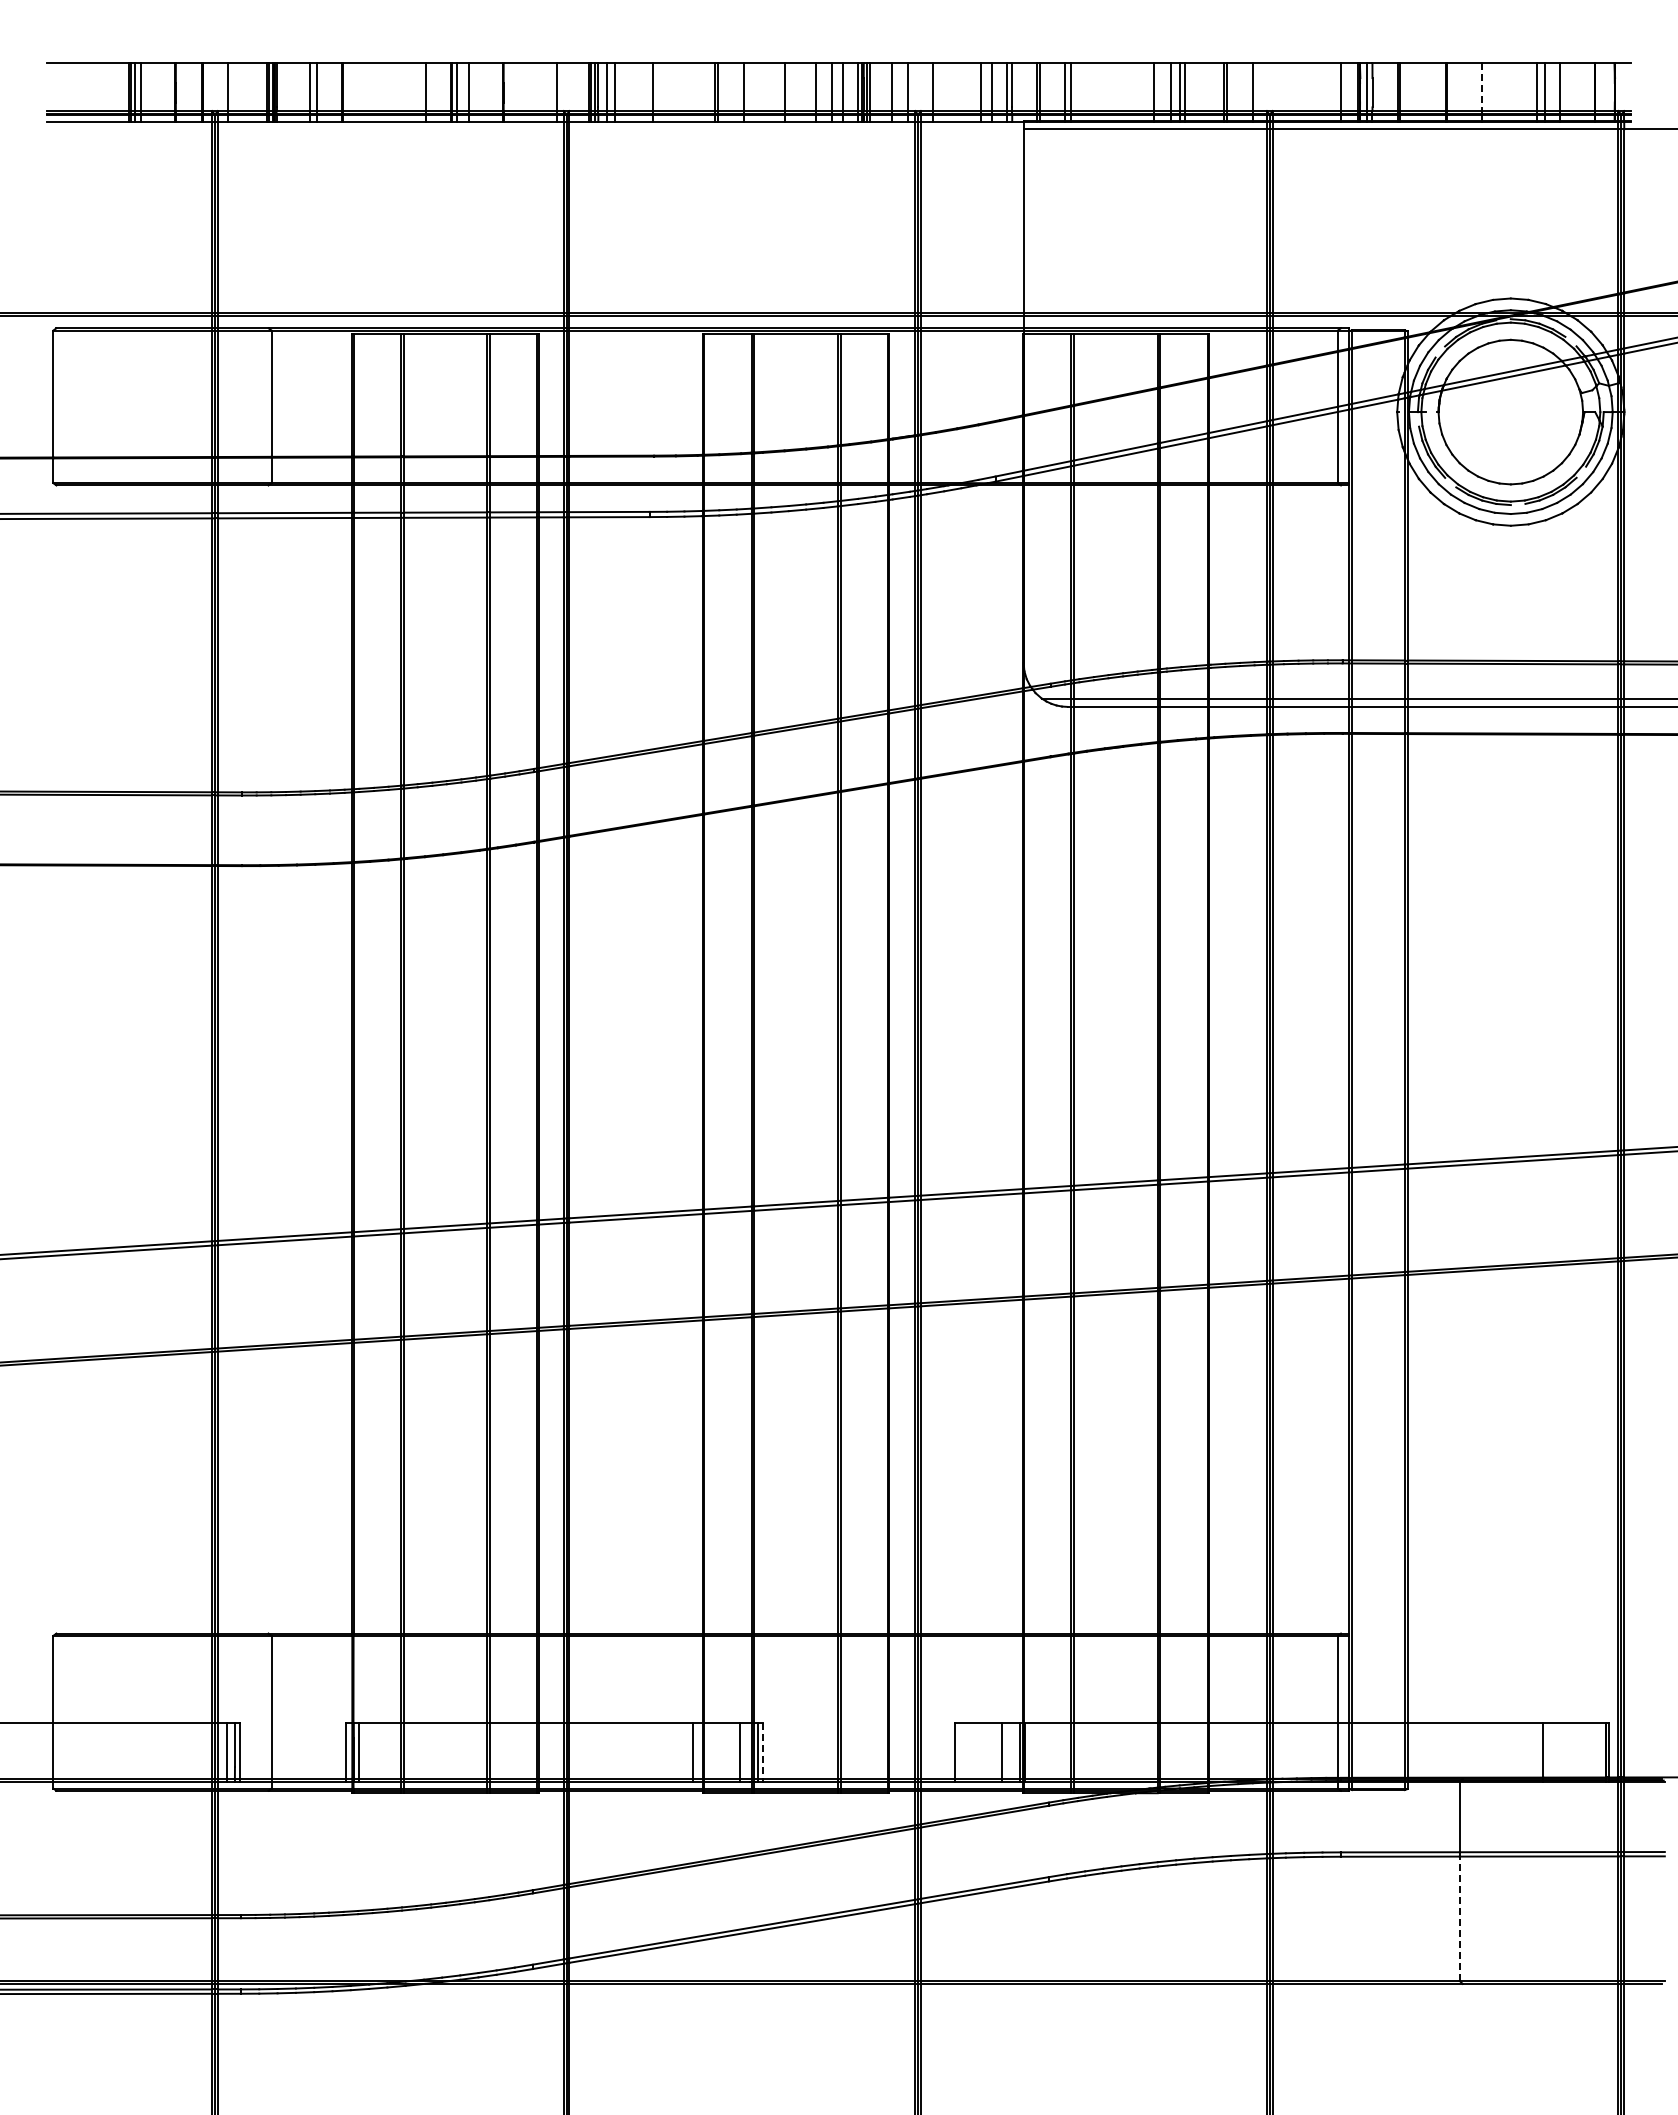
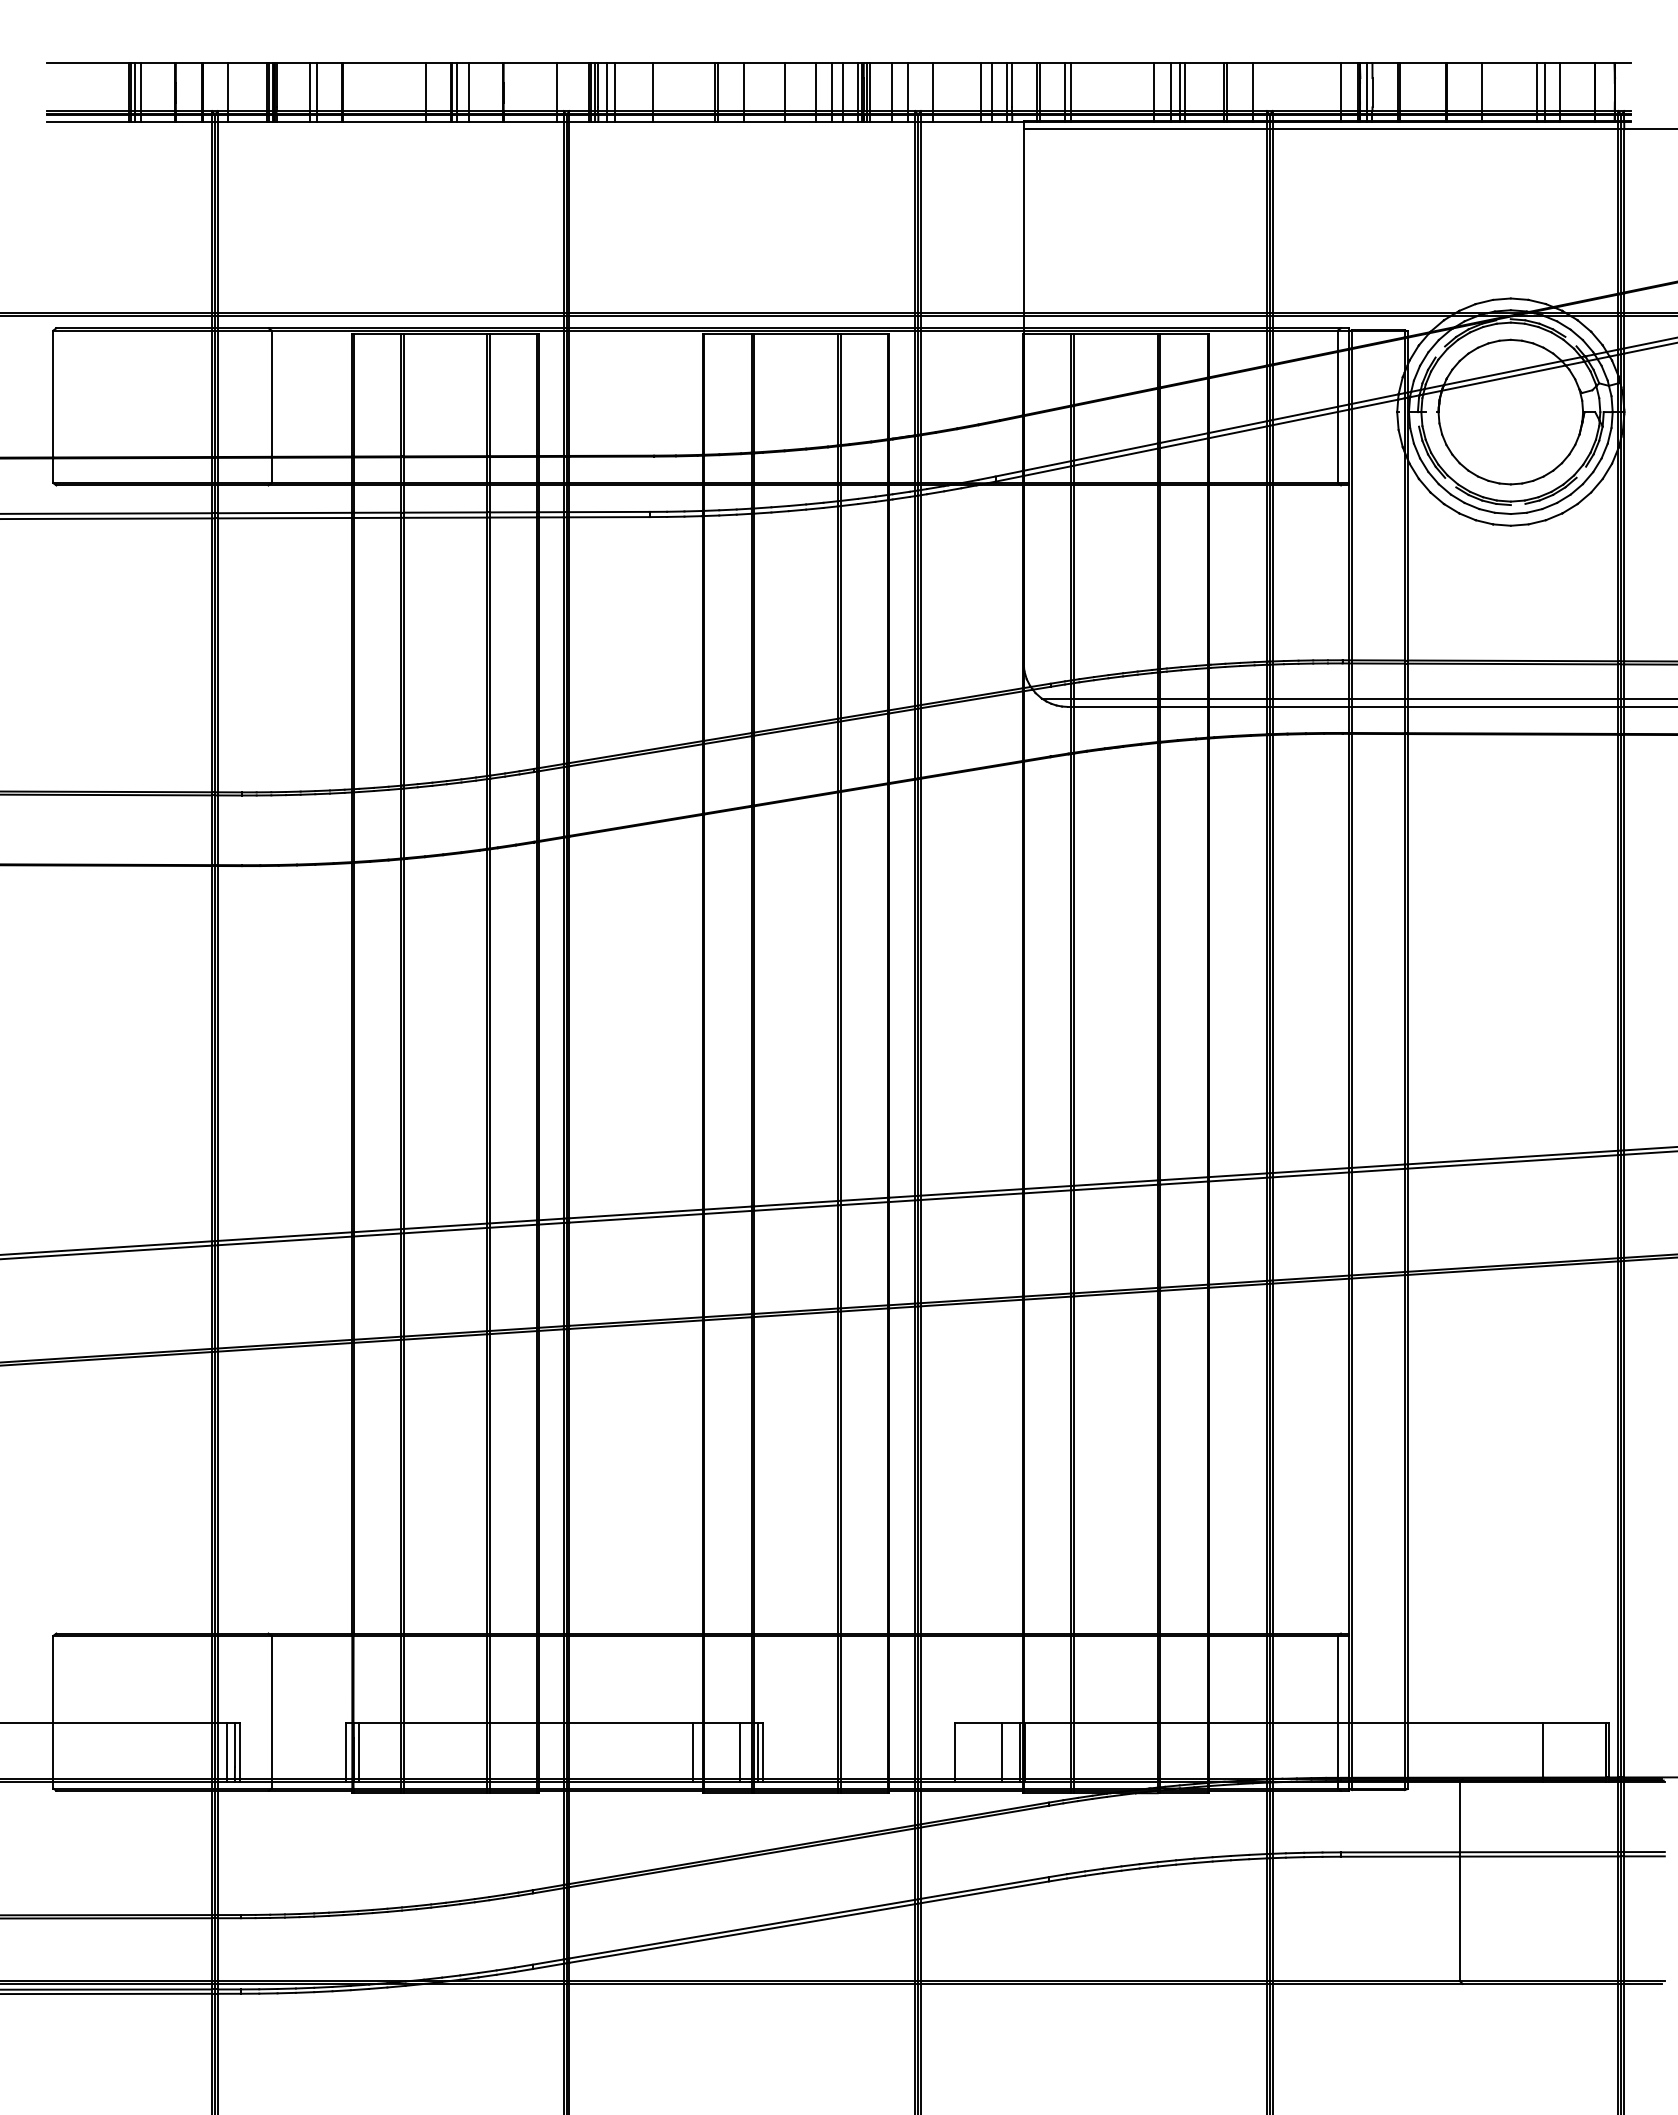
line: dashed -> solid (1482, 87)
line: dashed -> solid (763, 1750)
line: dashed -> solid (1459, 1918)
